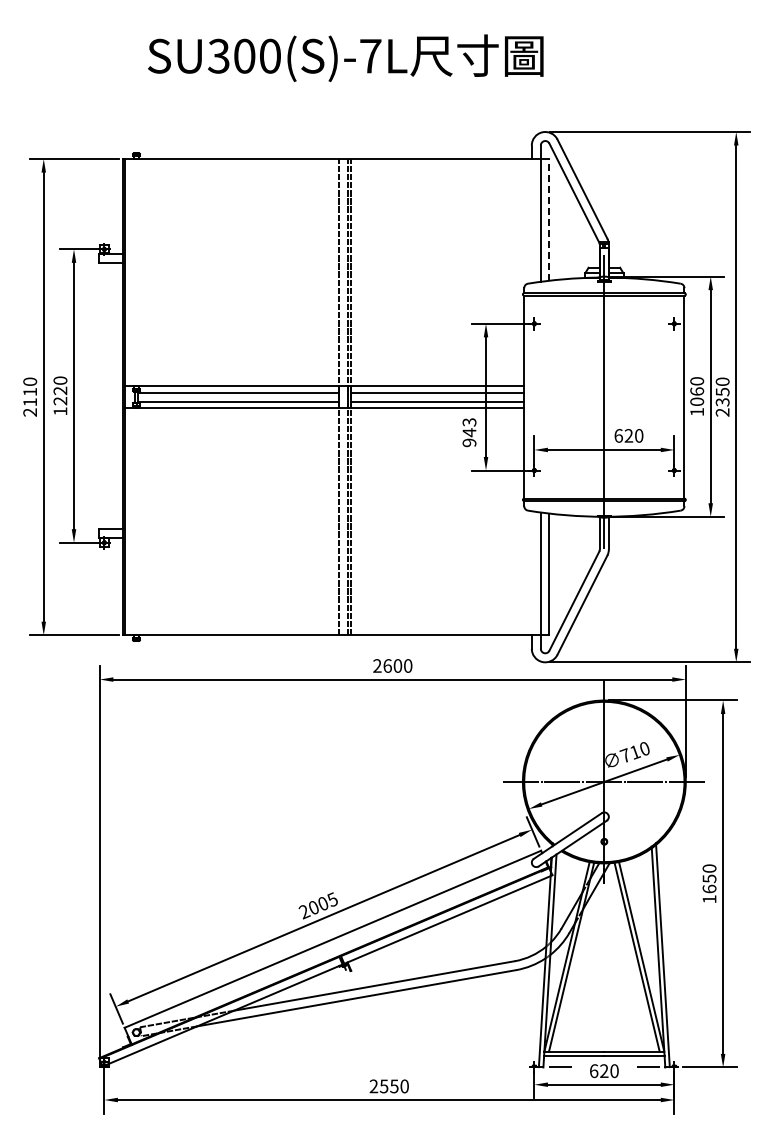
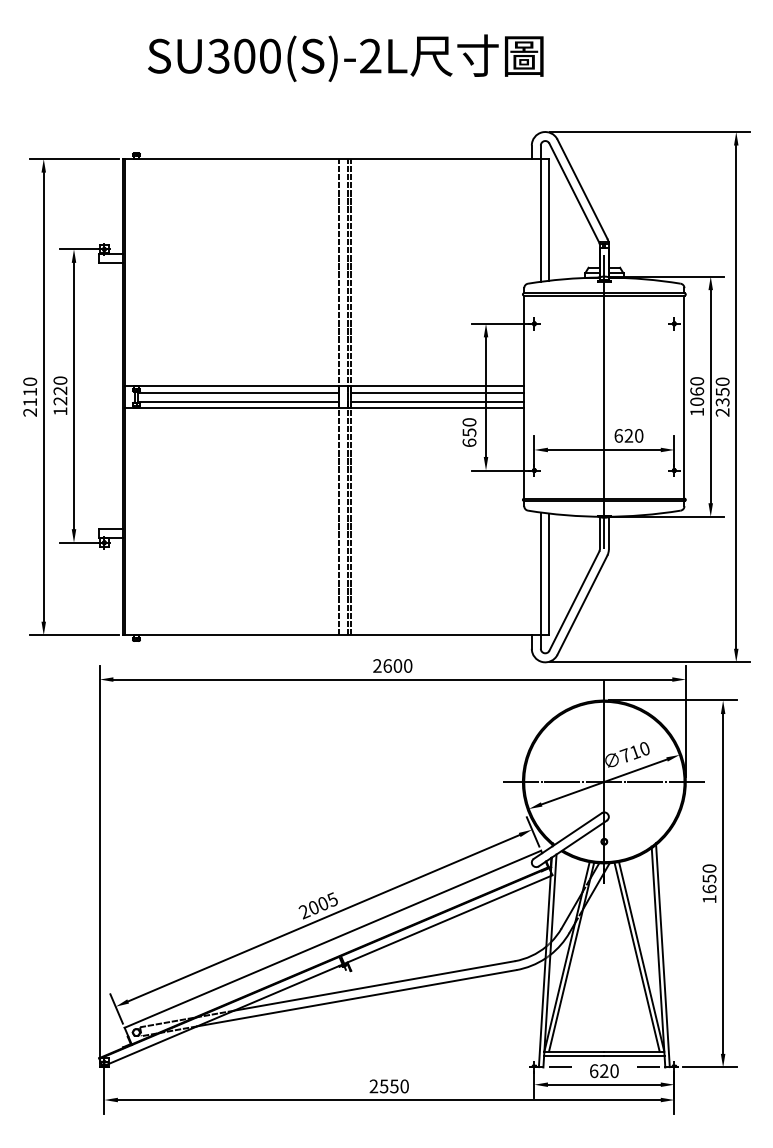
text: SU300(S)-7L -> SU300(S)-2L (370, 55)
line: dashed -> solid (549, 219)
text: 943 -> 650 (469, 432)
